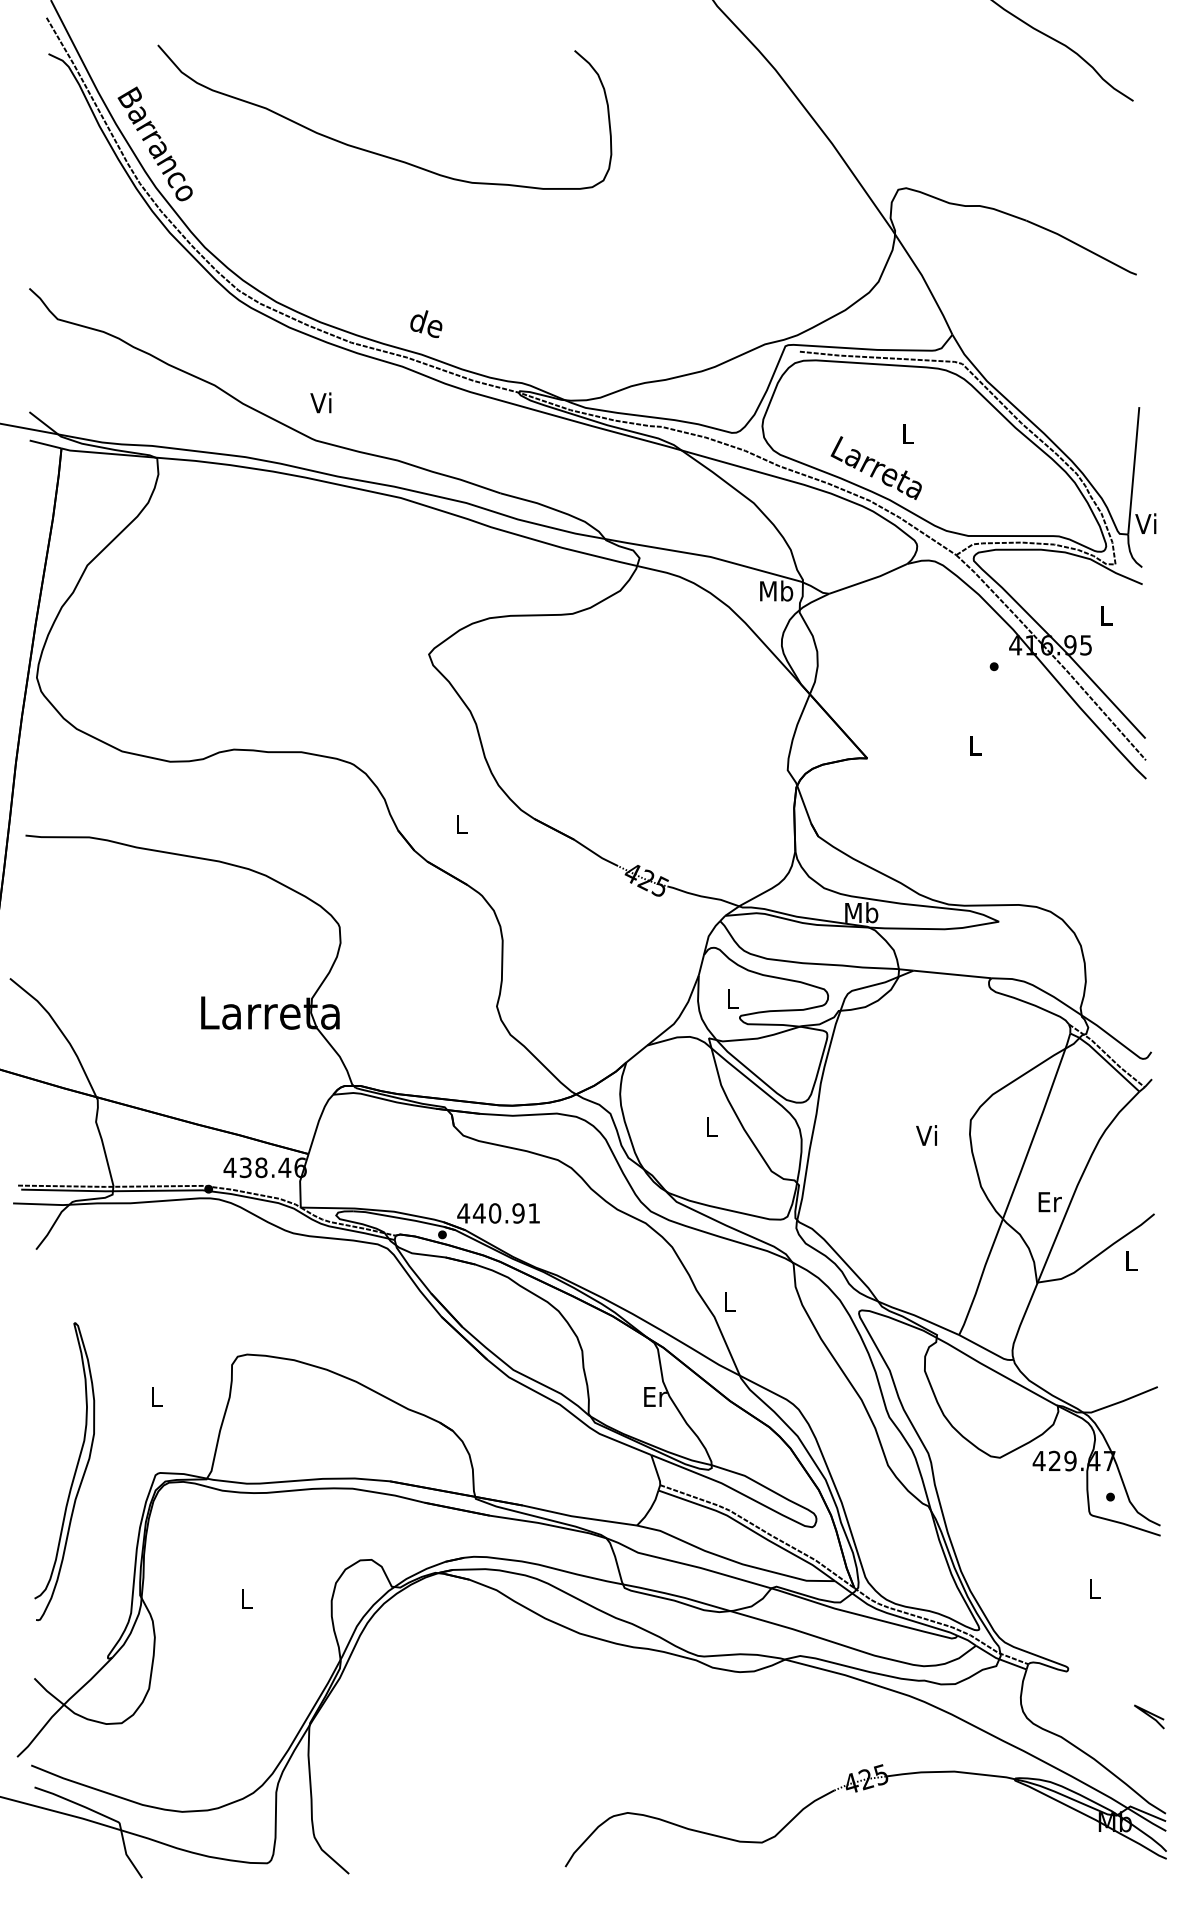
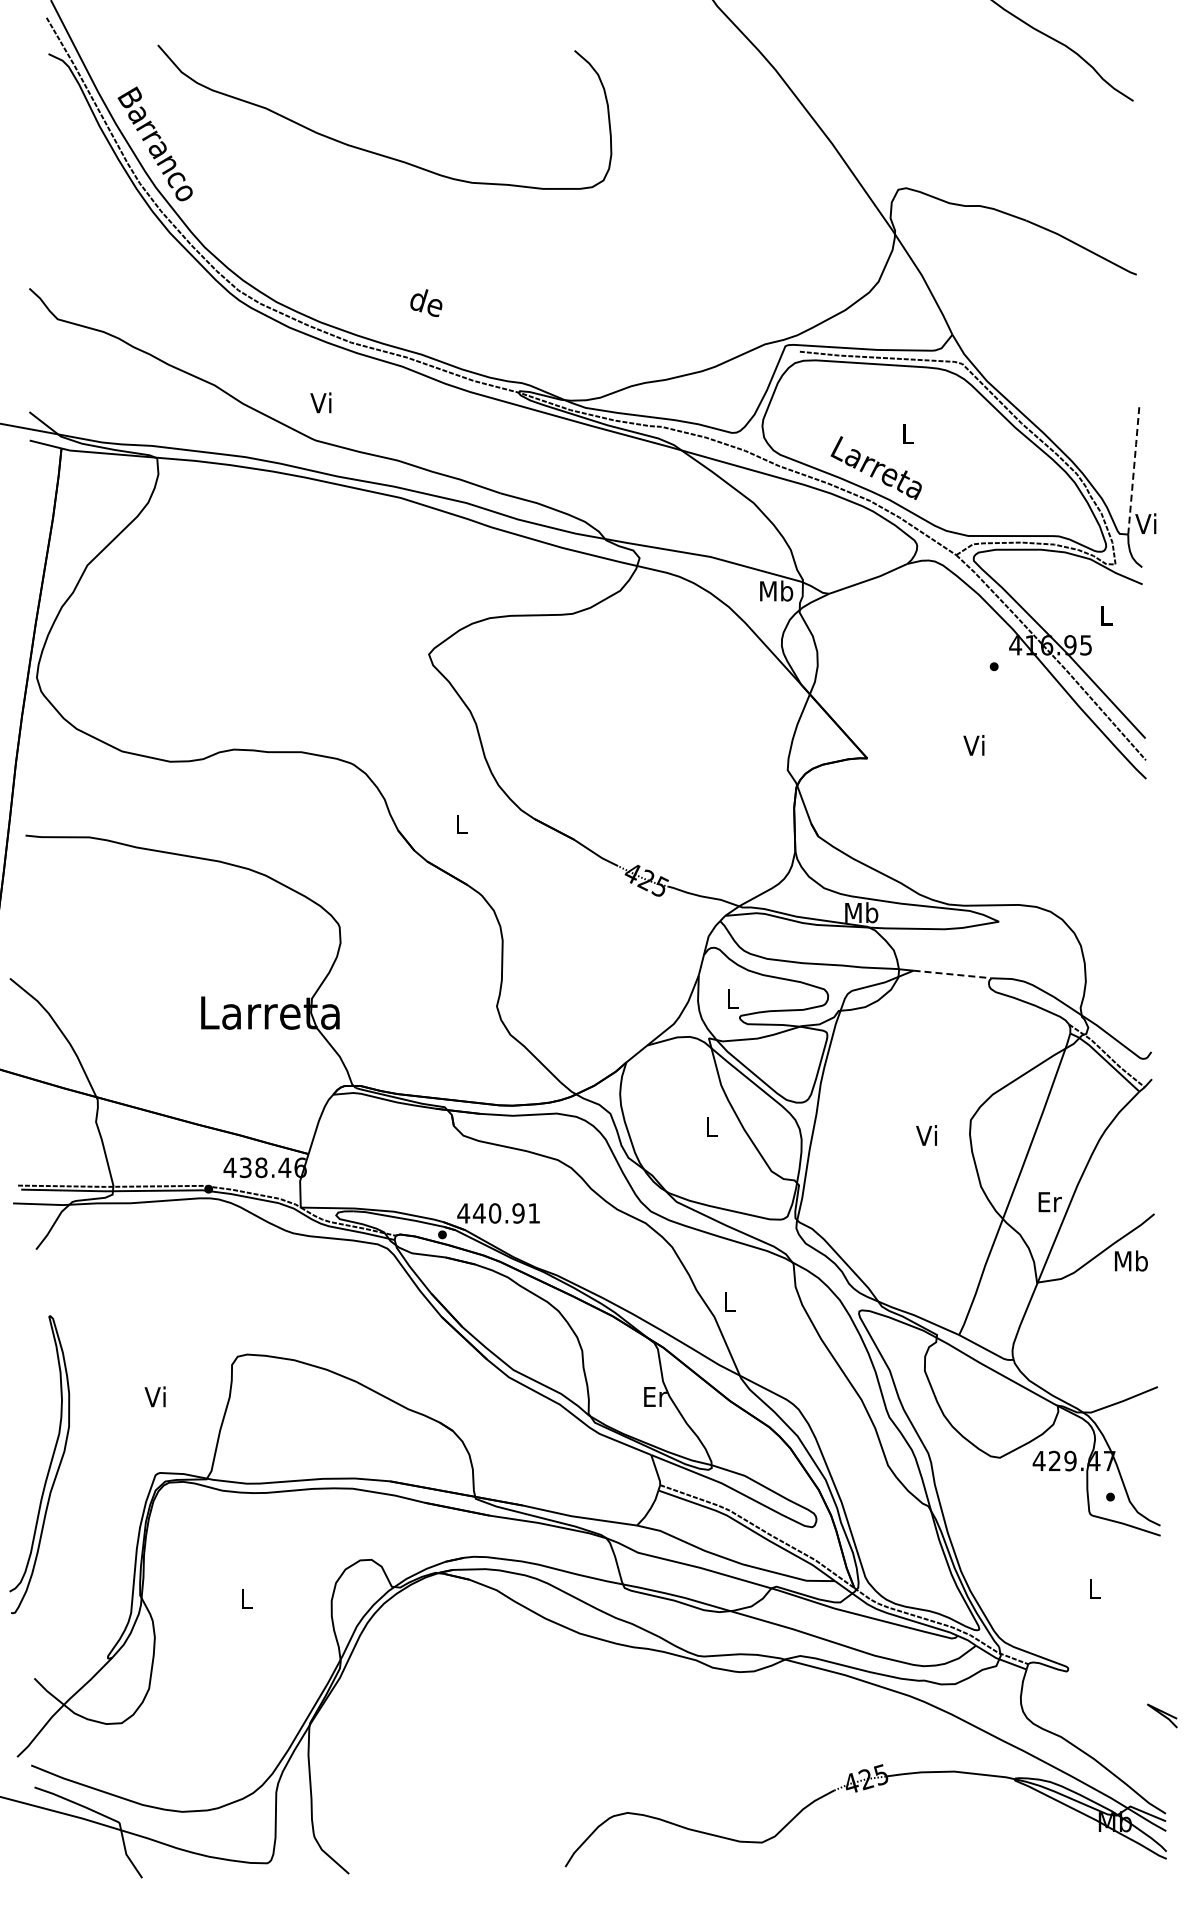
text position: (426, 323) -> (426, 302) (426, 302)
line: solid -> dashed (1133, 469)
text: L -> Vi (973, 745)
line: solid -> dashed (953, 974)
text: L -> Mb (1131, 1260)
text: L -> Vi (154, 1396)
curve position: (73, 1474) -> (48, 1467) (48, 1467)
line position: (1149, 1716) -> (1162, 1715) (1162, 1715)
